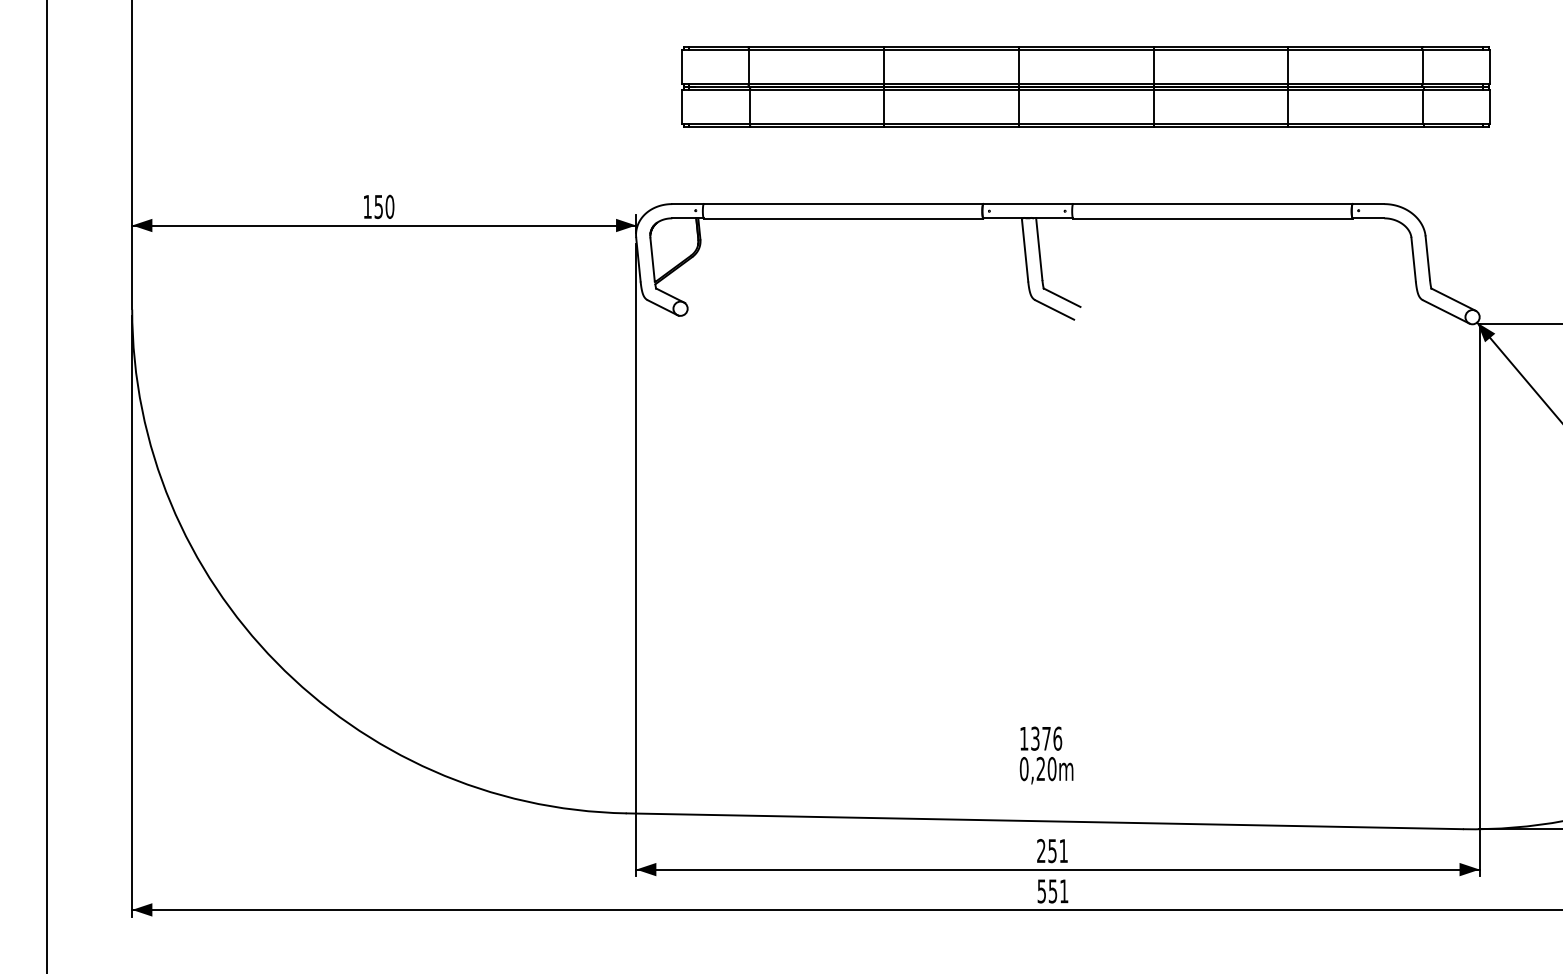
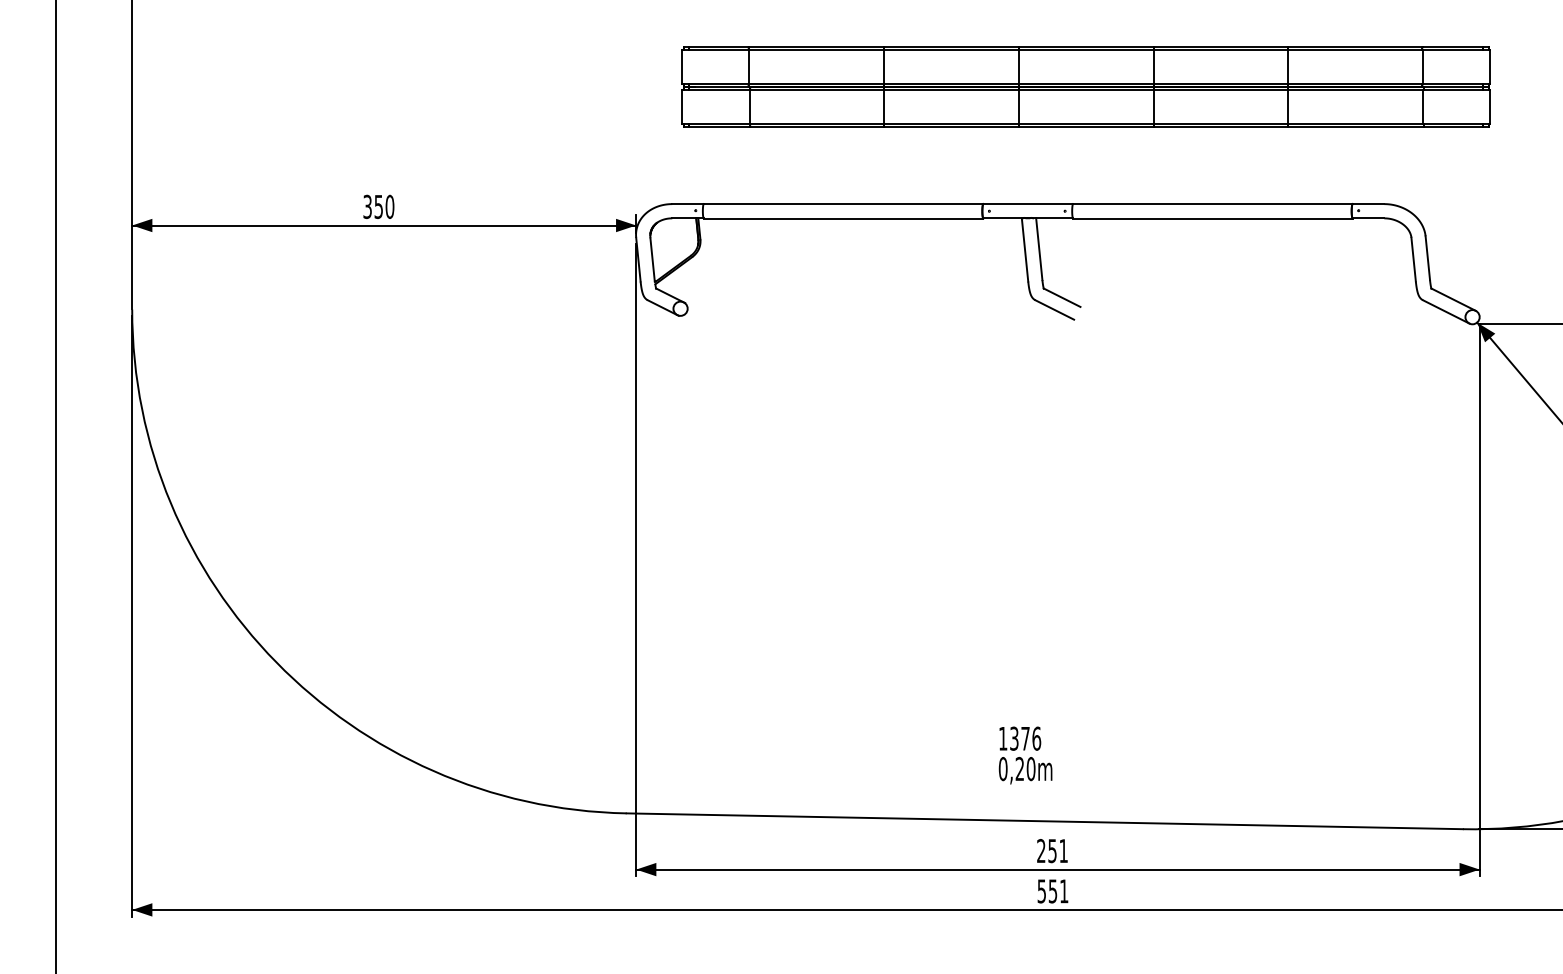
text: 150 -> 350 (367, 206)
line position: (46, 486) -> (55, 486) (55, 486)
text position: (1046, 755) -> (1025, 755) (1025, 755)
